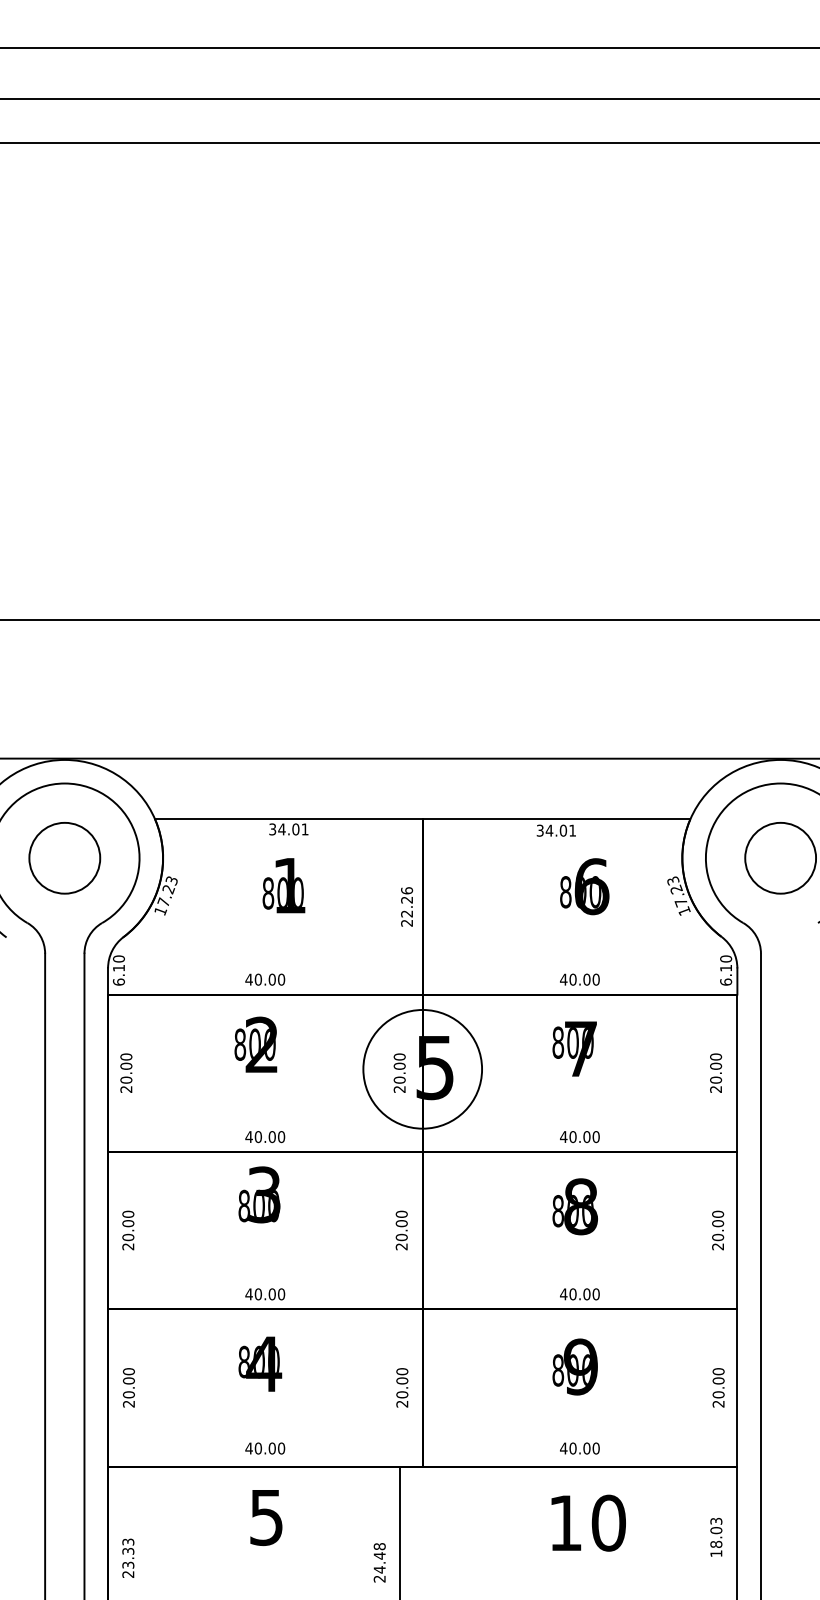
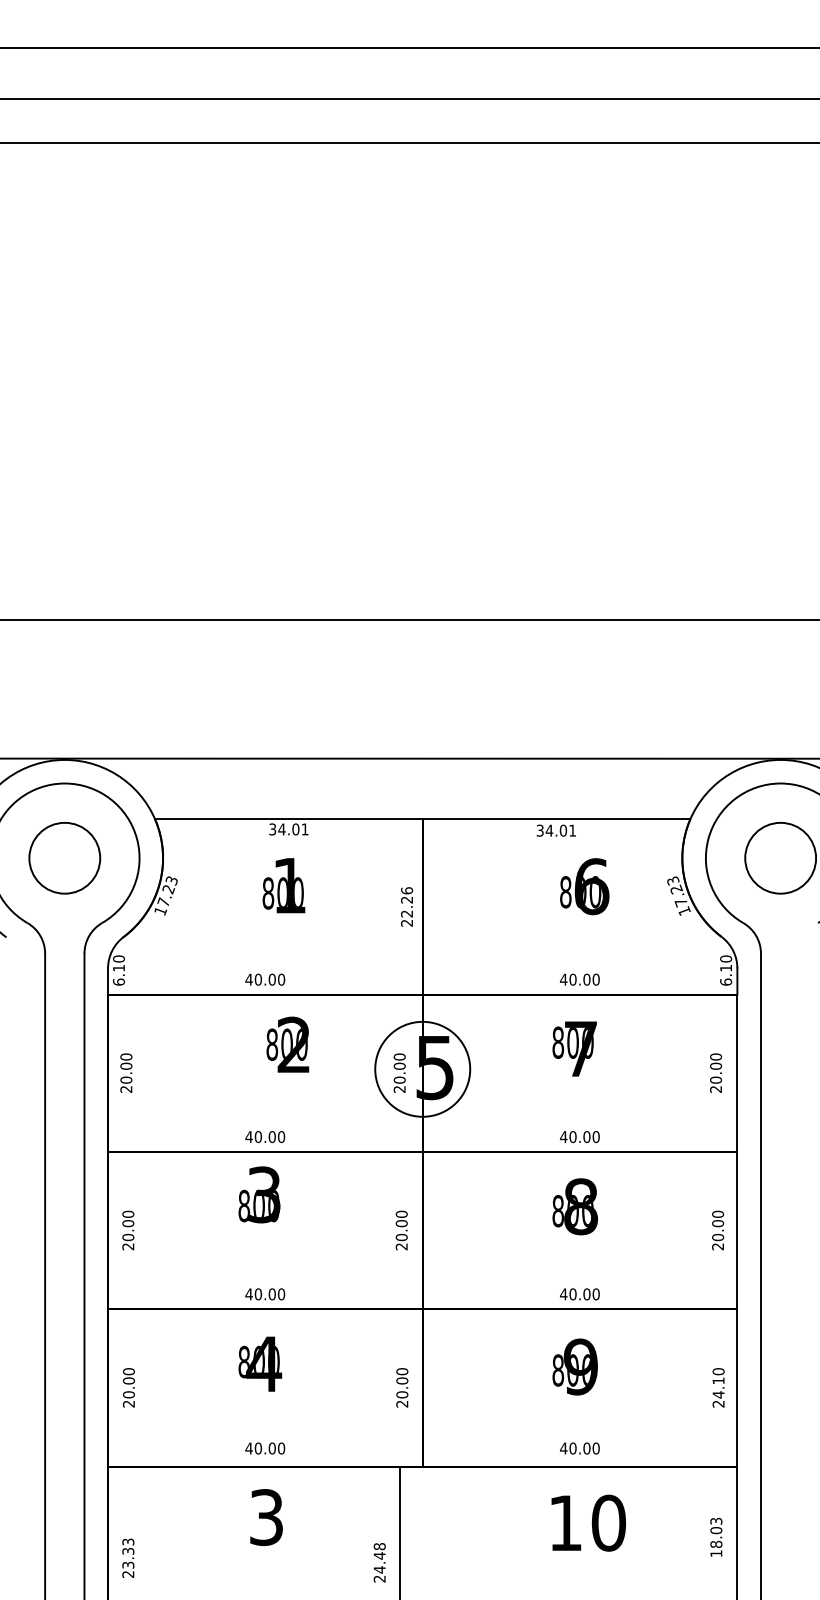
text position: (255, 1044) -> (287, 1044) (287, 1044)
circle diameter: 119 px -> 95 px (422, 1068)
text: 20.00 -> 24.10 (718, 1387)
text: 5 -> 3 (266, 1517)
